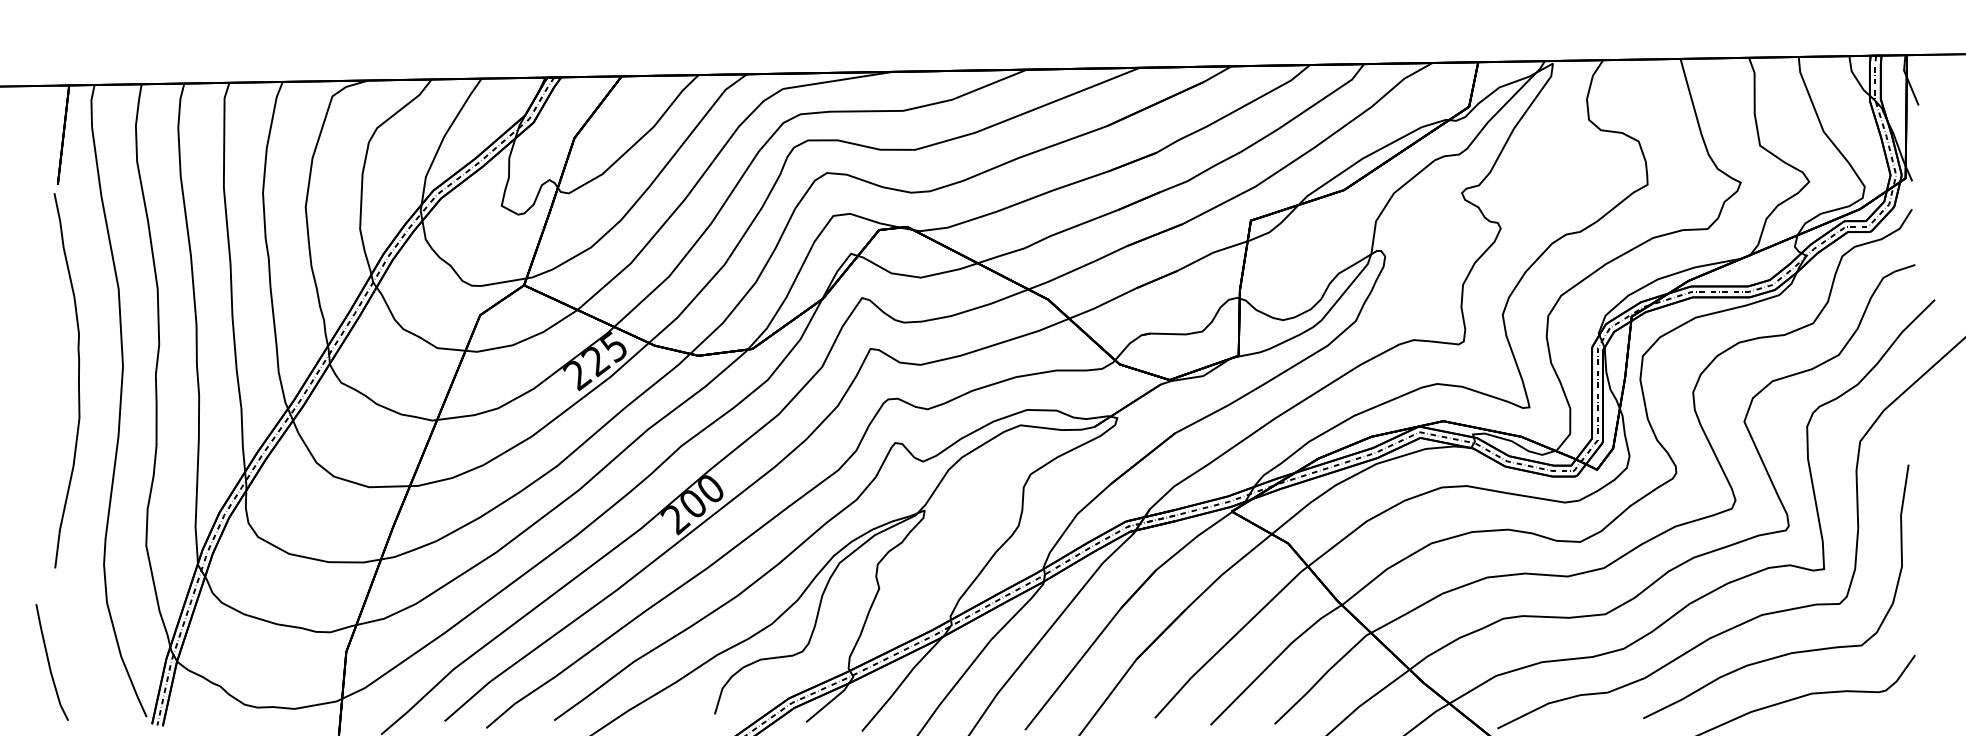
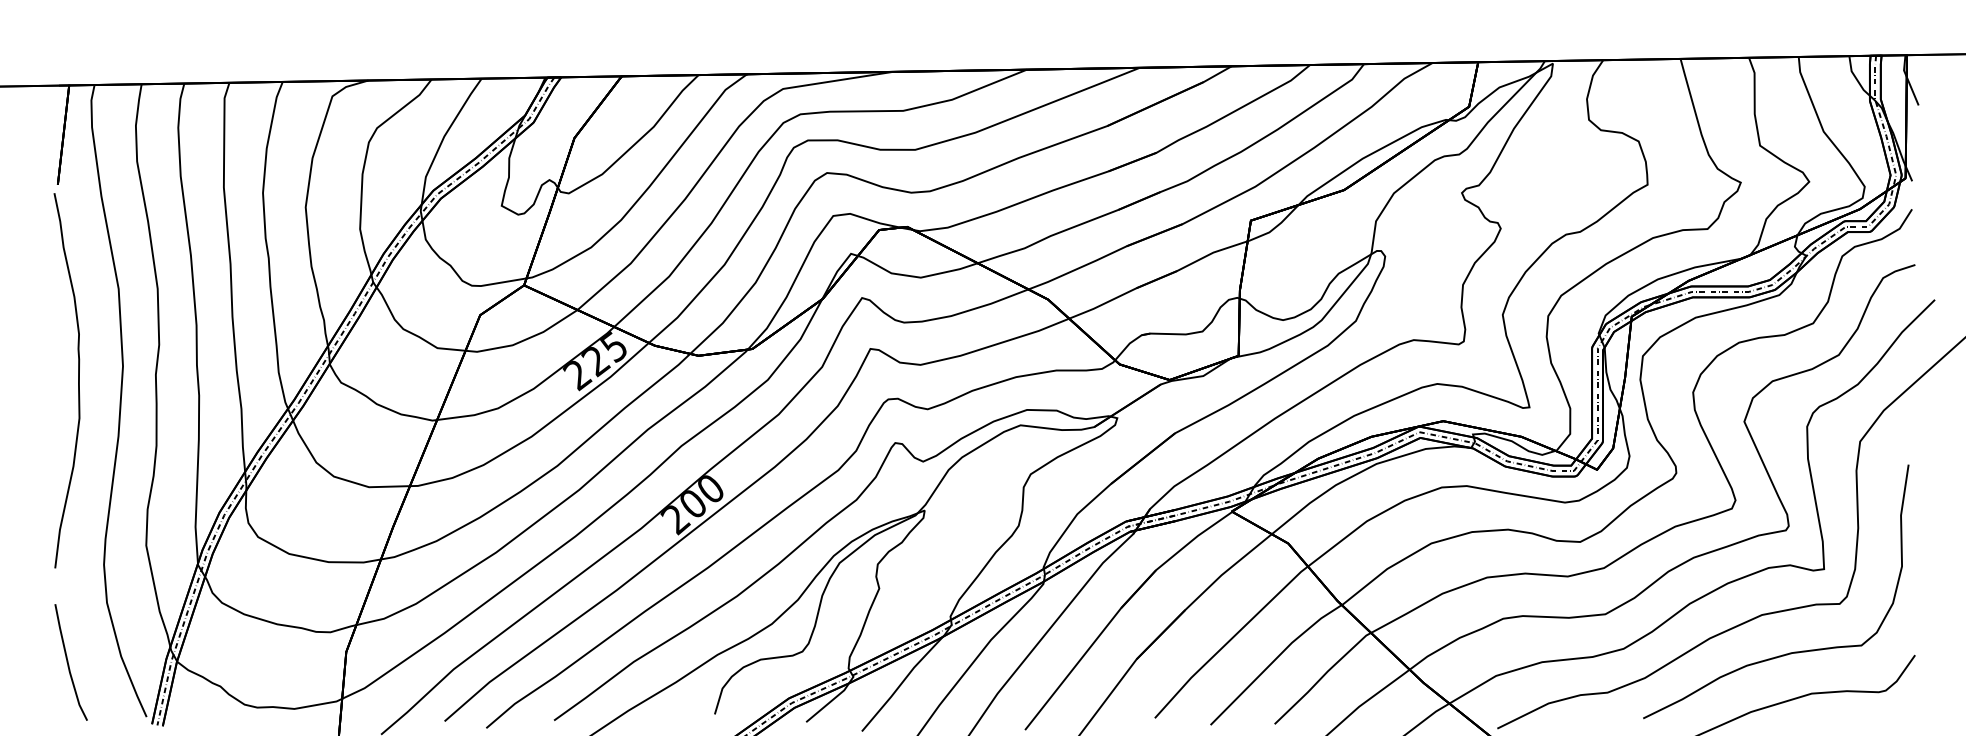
line position: (49, 662) -> (68, 662) (68, 662)
